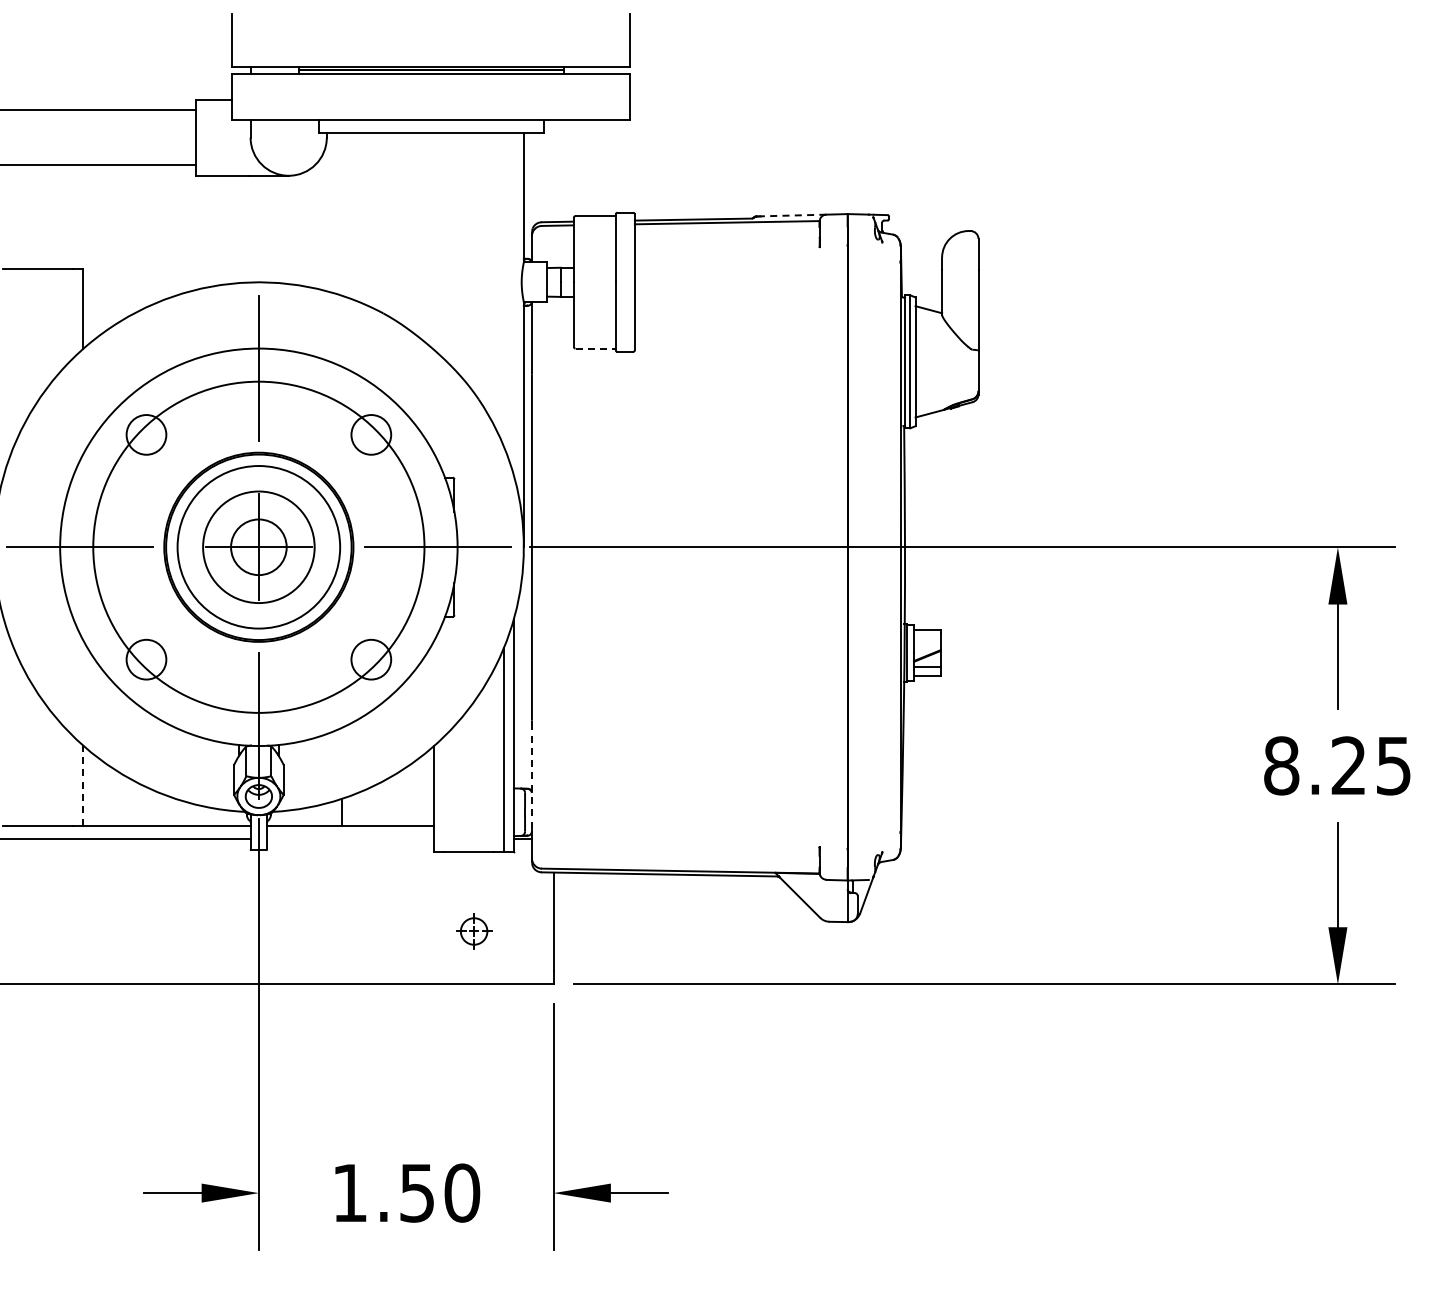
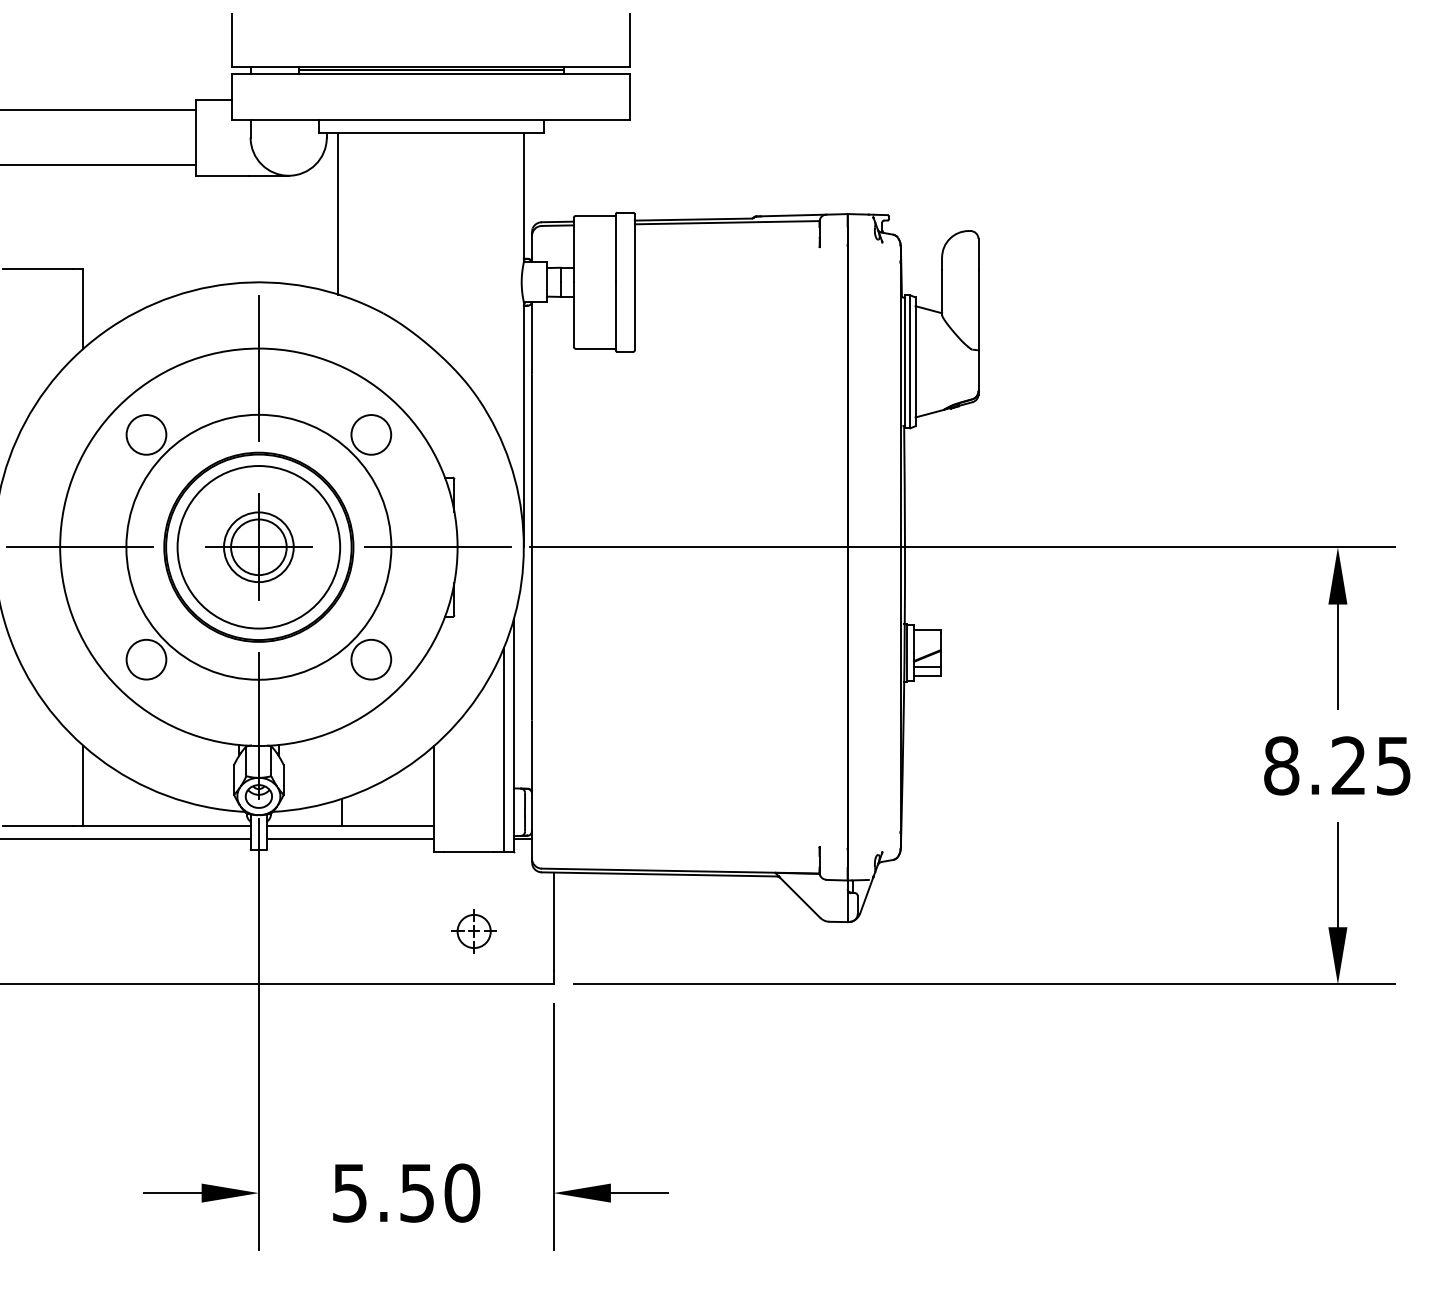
line: none -> present (338, 213)
line: dashed -> solid (793, 215)
line: dashed -> solid (596, 348)
circle diameter: 331 px -> 265 px (258, 546)
circle diameter: 112 px -> 70 px (258, 547)
line: dashed -> solid (531, 776)
line: dashed -> solid (83, 785)
line: none -> present (350, 838)
part size: 37x37 px -> 46x45 px (473, 931)
text: 1.50 -> 5.50 (349, 1193)
